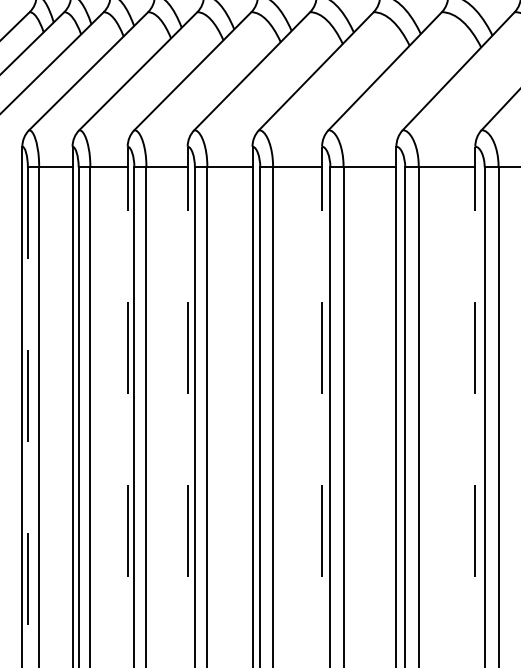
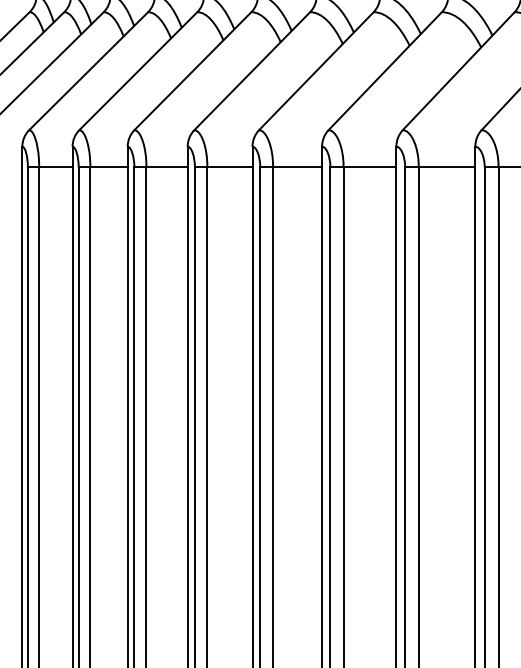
line: dashed -> solid (127, 406)
line: dashed -> solid (187, 406)
line: dashed -> solid (322, 406)
line: dashed -> solid (475, 406)
line: dashed -> solid (27, 417)
